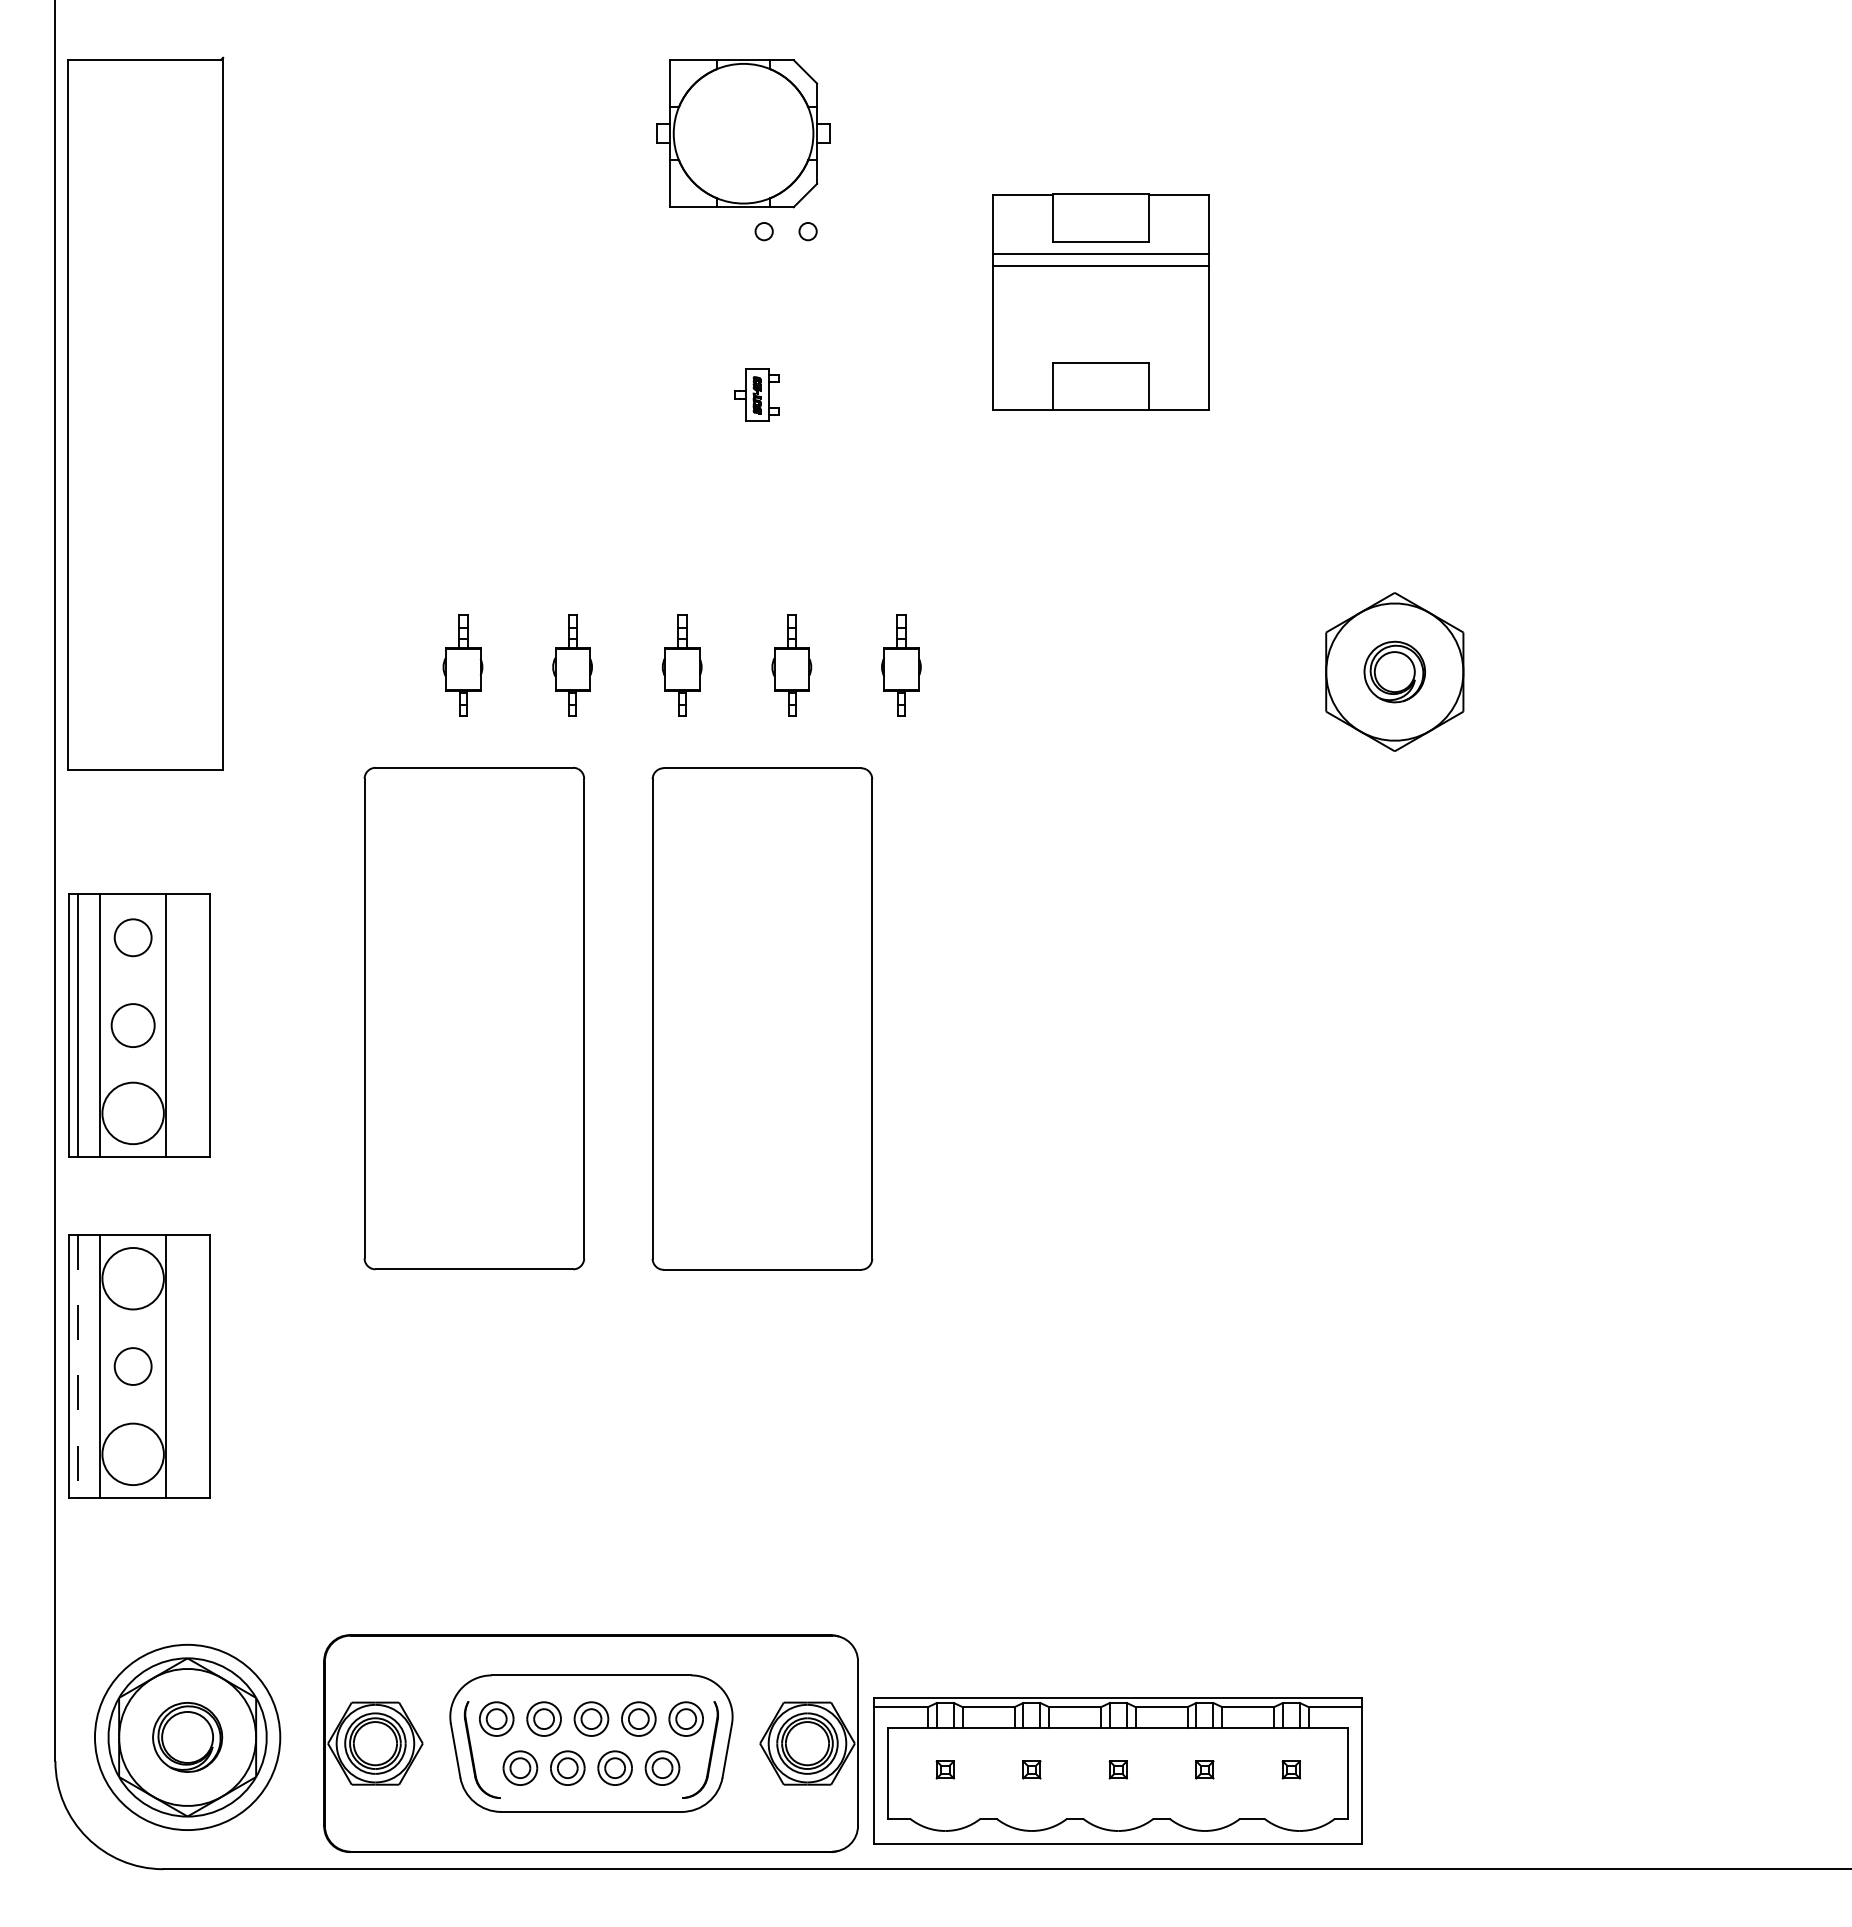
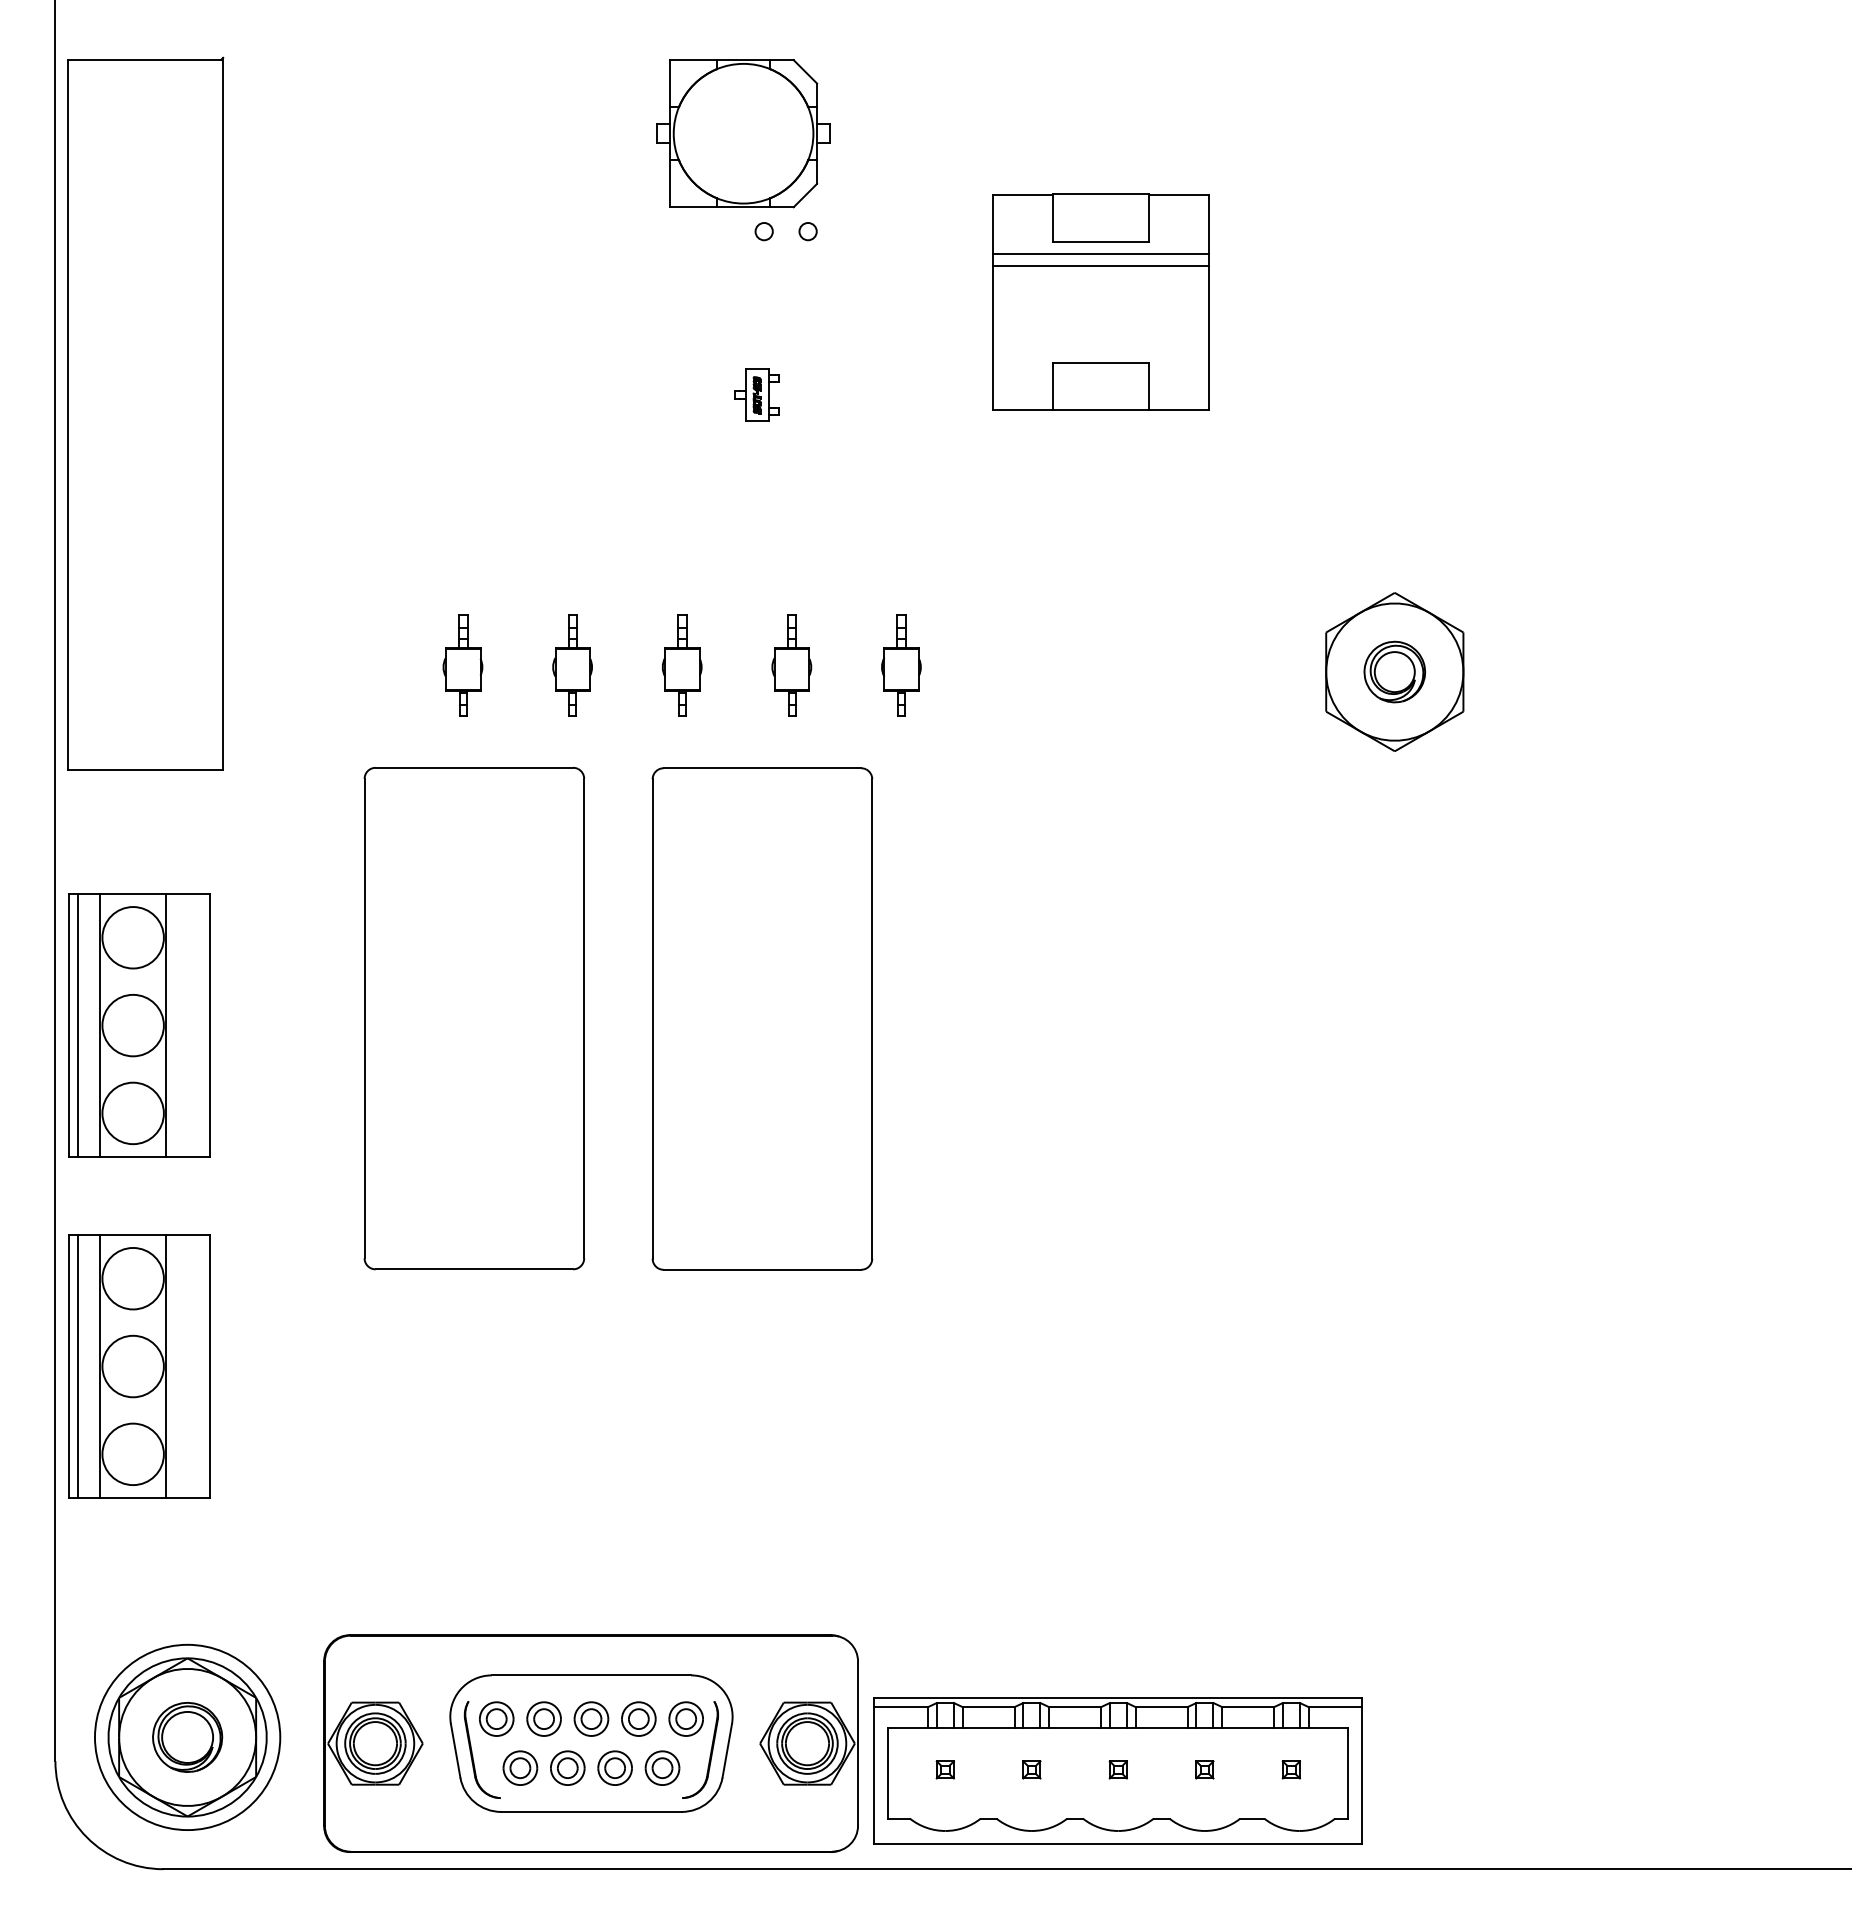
circle diameter: 37 px -> 61 px (132, 937)
circle diameter: 43 px -> 61 px (132, 1025)
line: dashed -> solid (78, 1366)
circle diameter: 37 px -> 61 px (132, 1366)
